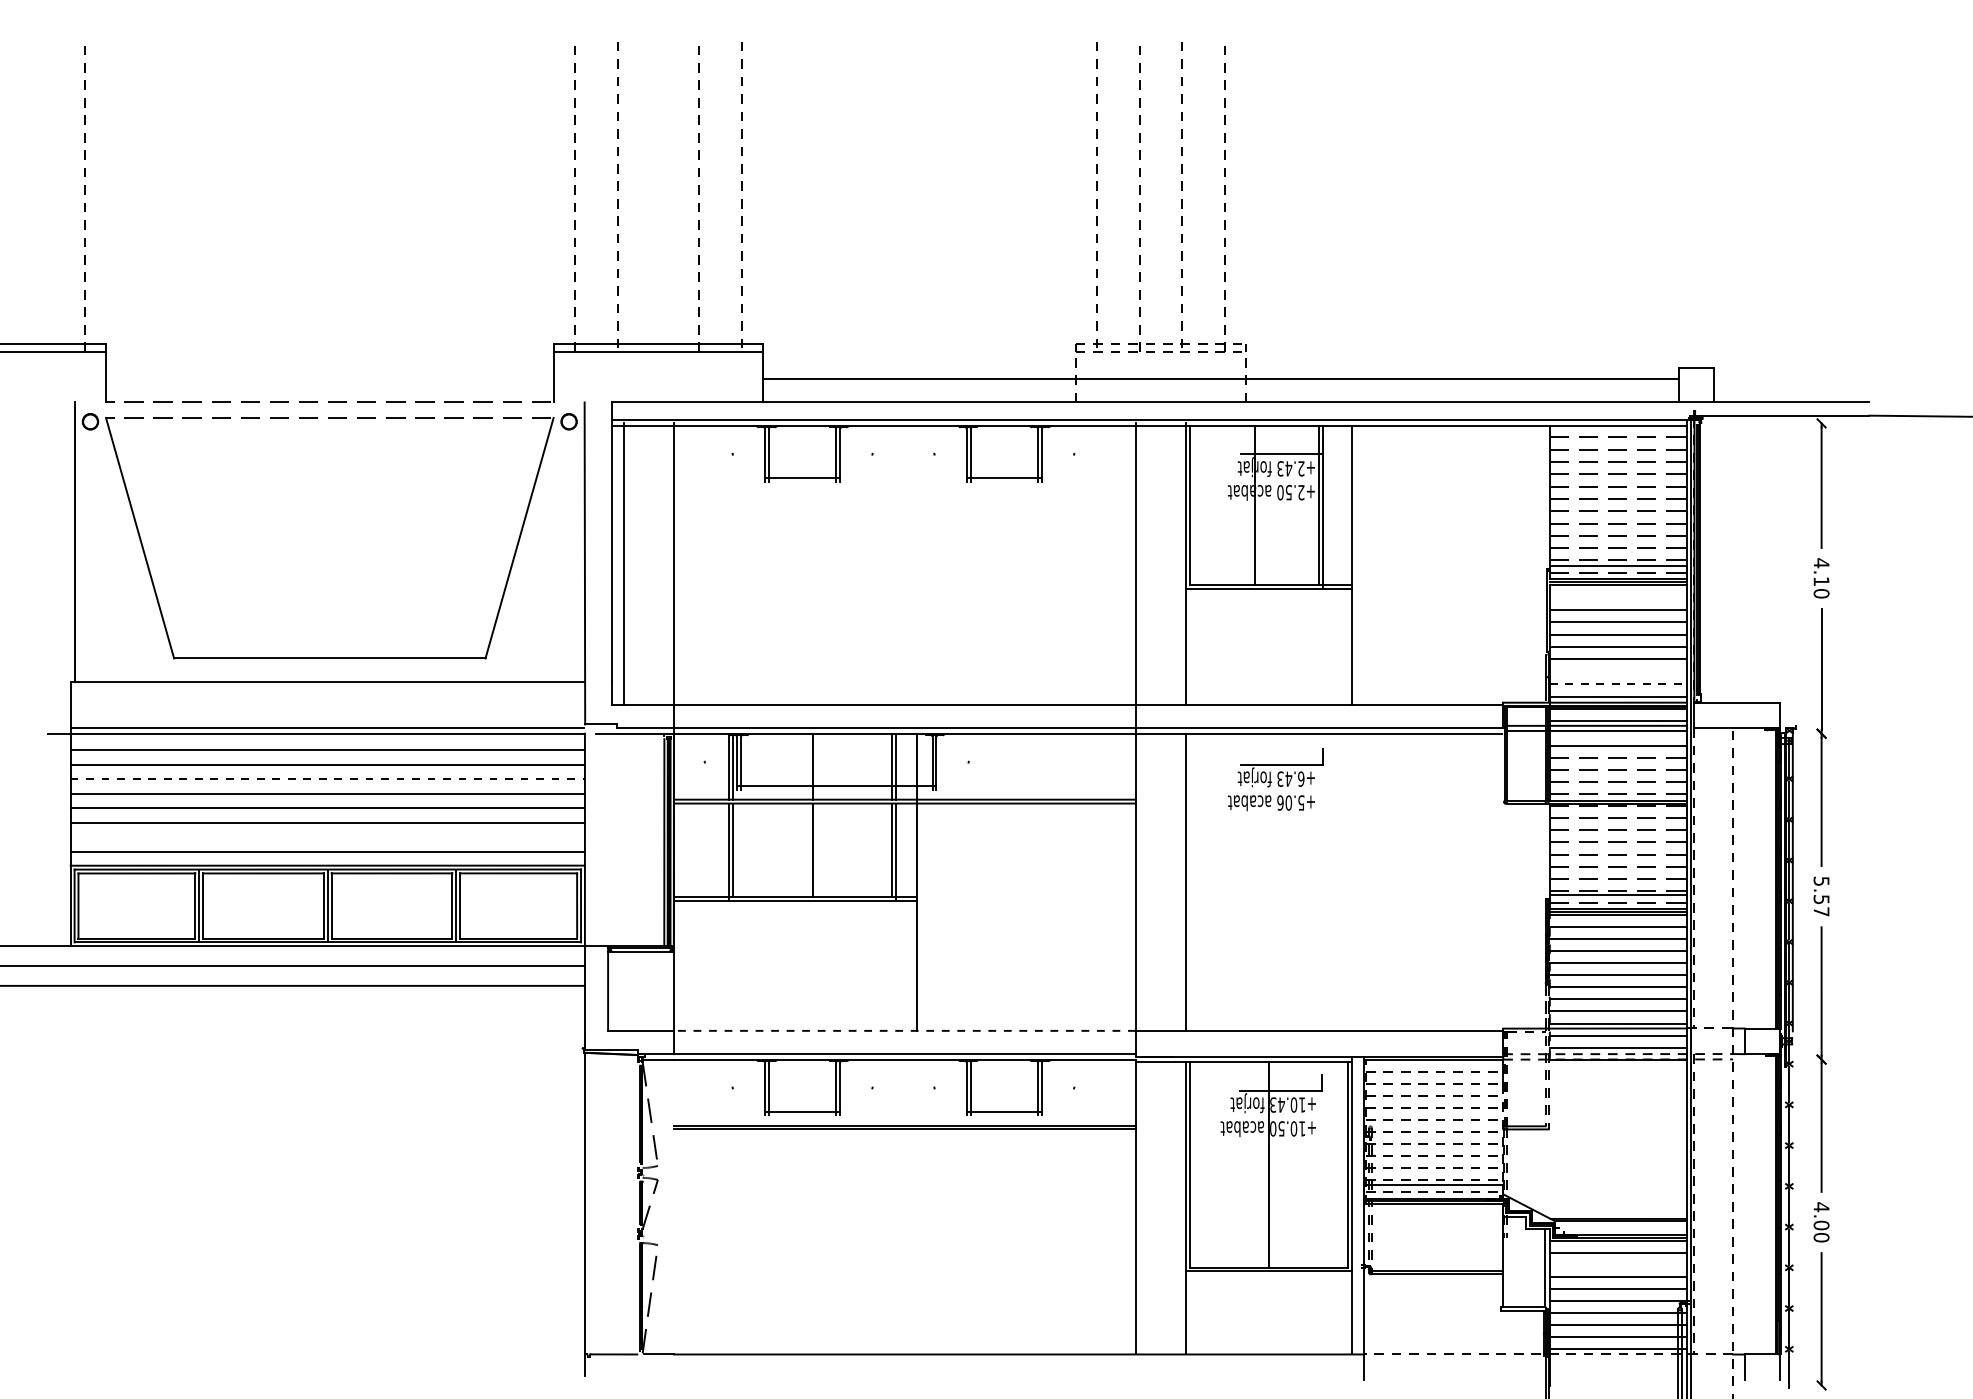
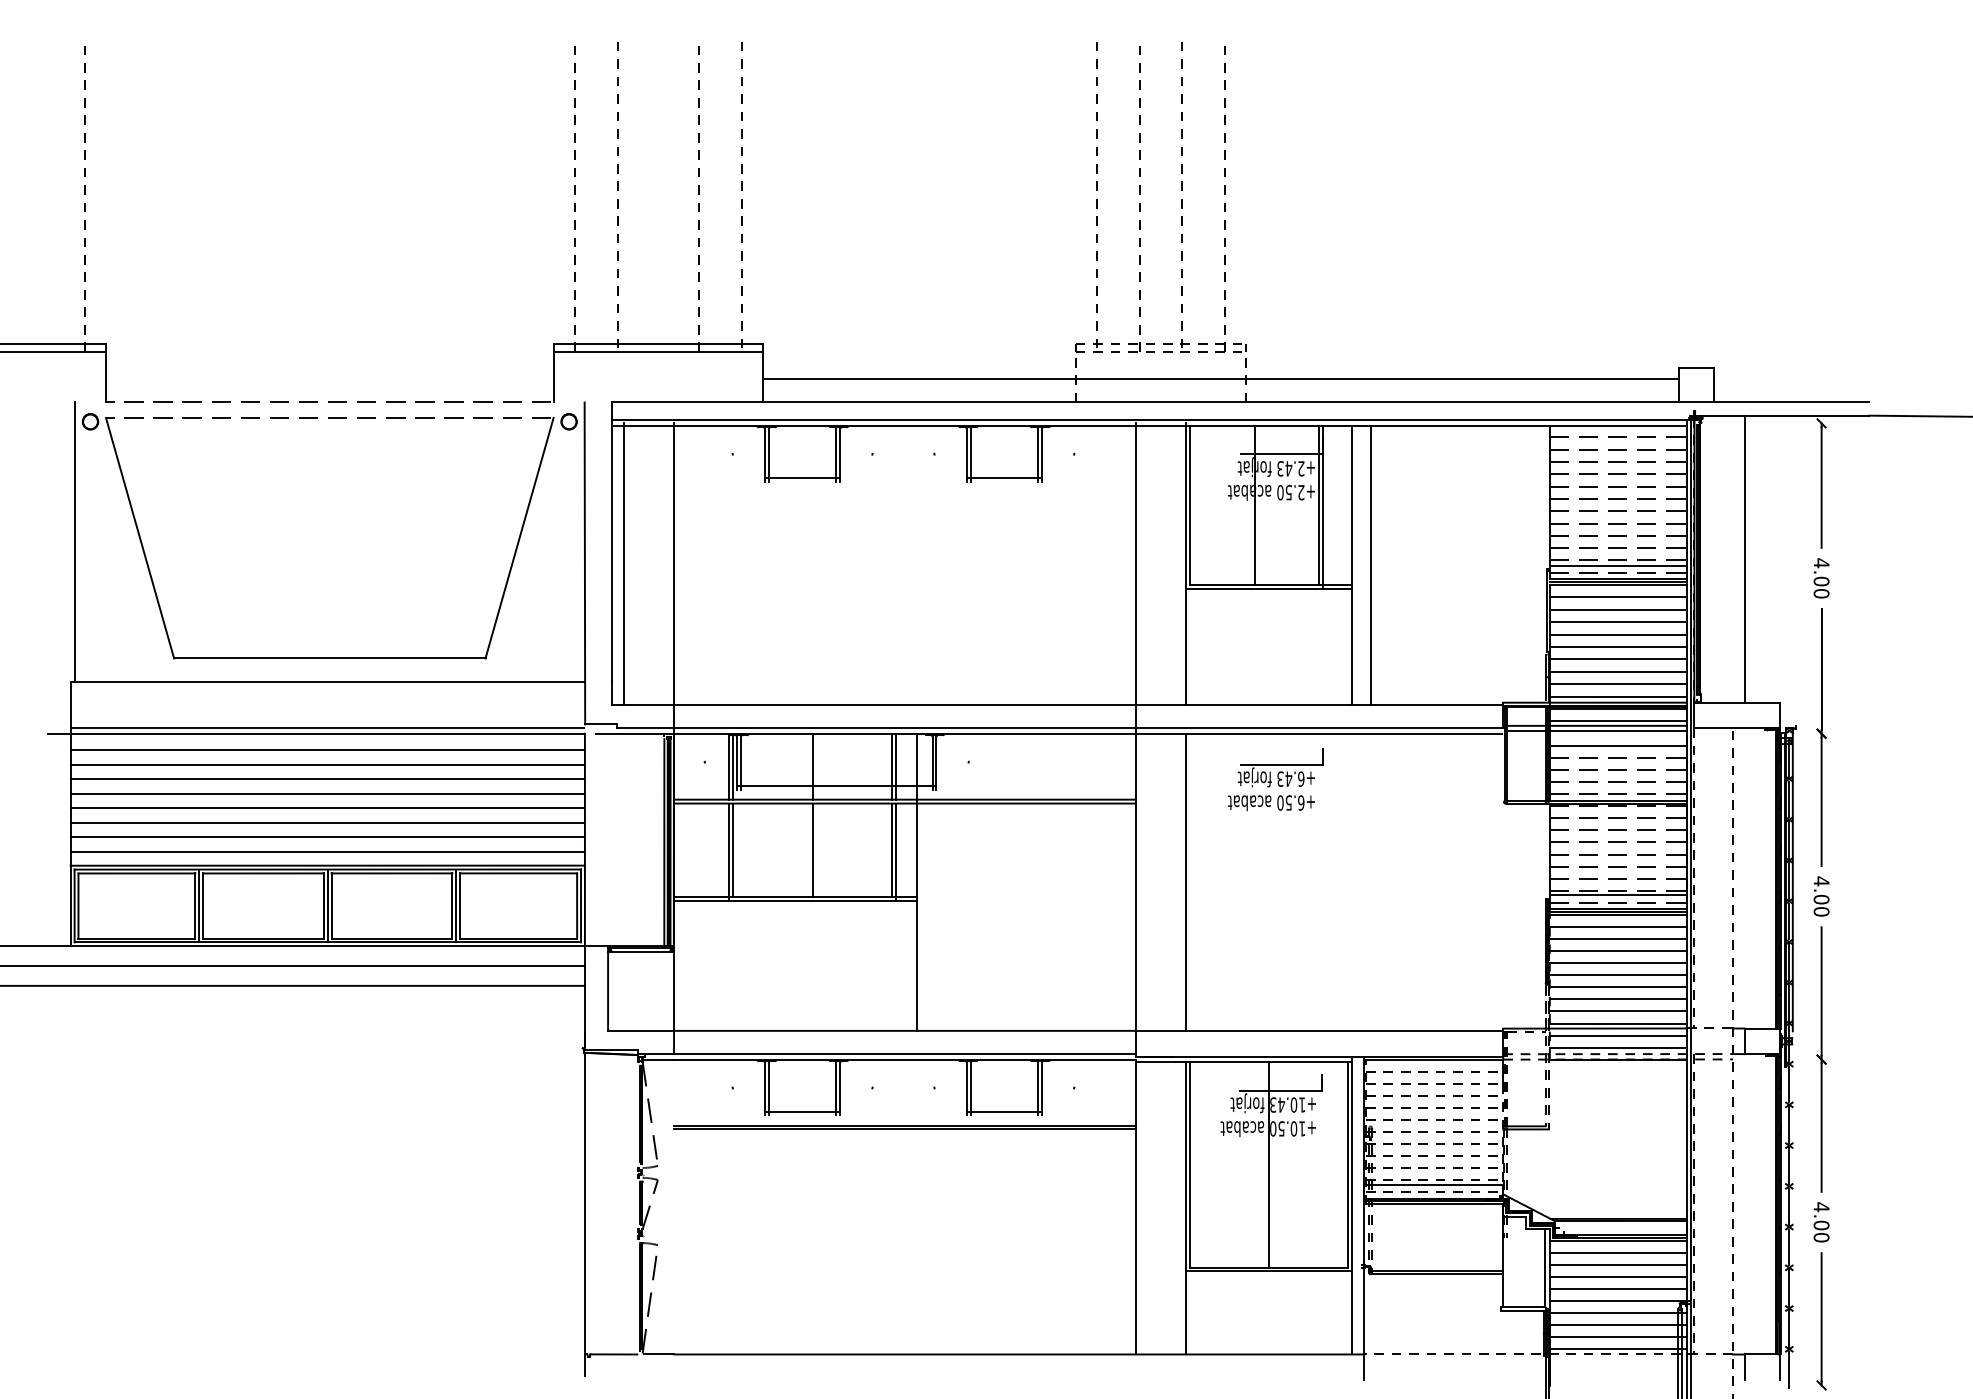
line: none -> present (1744, 558)
line: none -> present (1371, 565)
text: 4.10 -> 4.00 (1821, 581)
line: none -> present (1618, 597)
line: none -> present (1618, 671)
line: dashed -> solid (1618, 684)
line: dashed -> solid (328, 779)
text: +5.06 -> +6.50 (1290, 802)
line: none -> present (327, 837)
text: 5.57 -> 4.00 (1821, 896)
line: dashed -> solid (904, 1030)
line: none -> present (1618, 1264)
